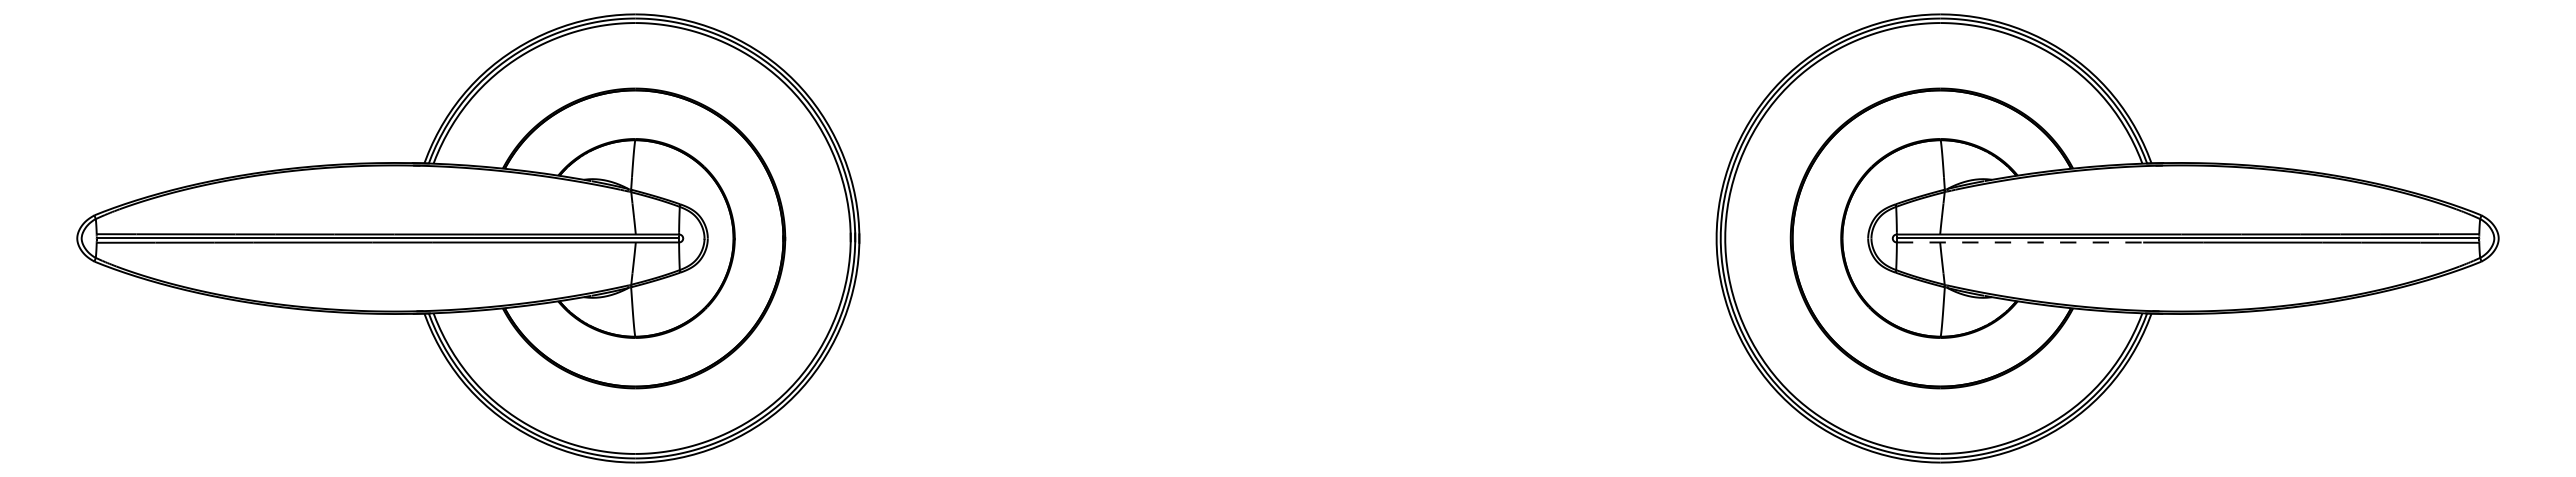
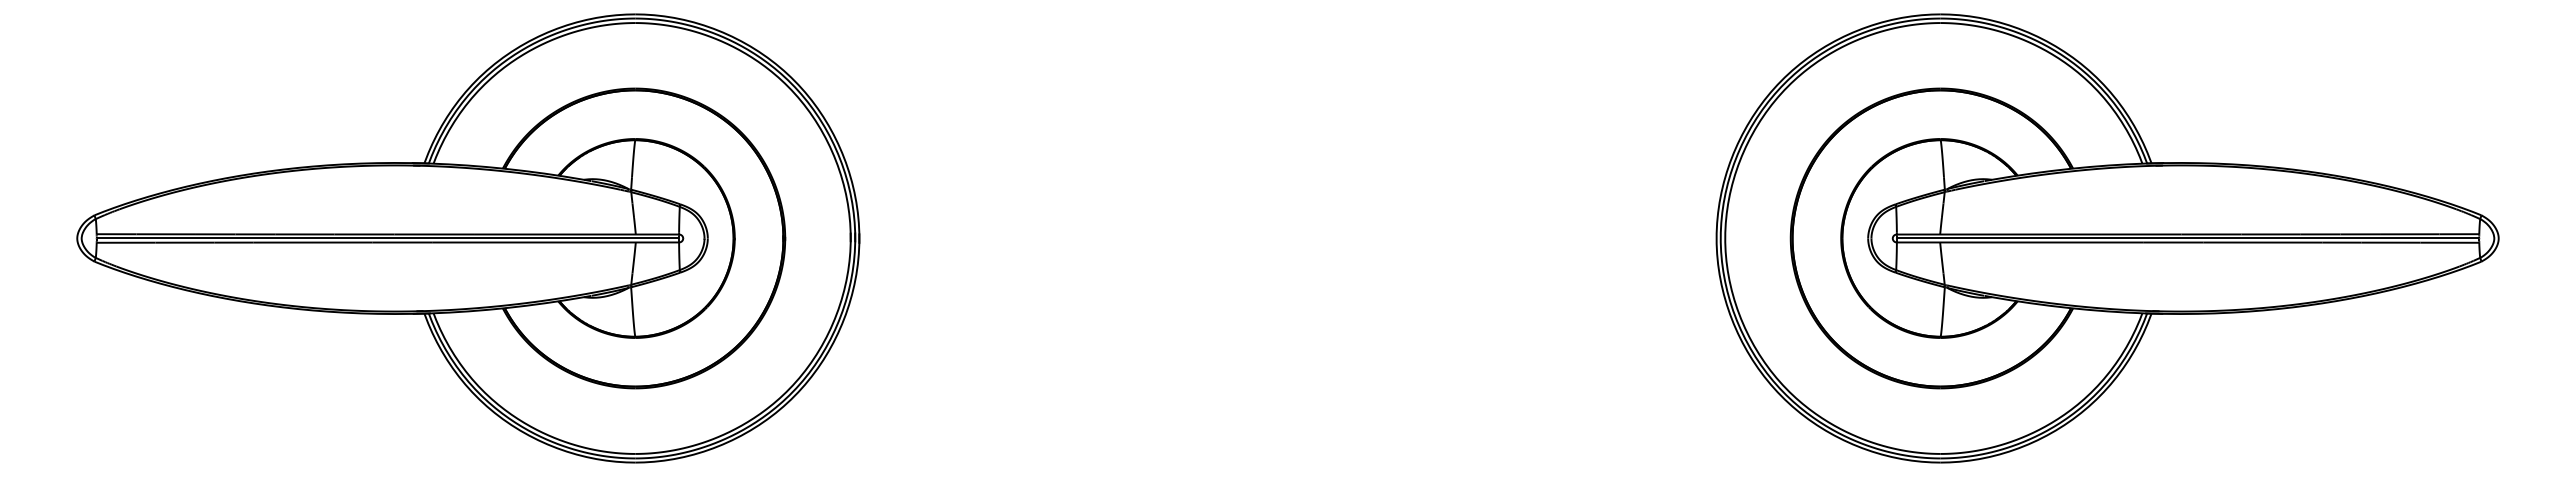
line: dashed -> solid (2020, 242)
